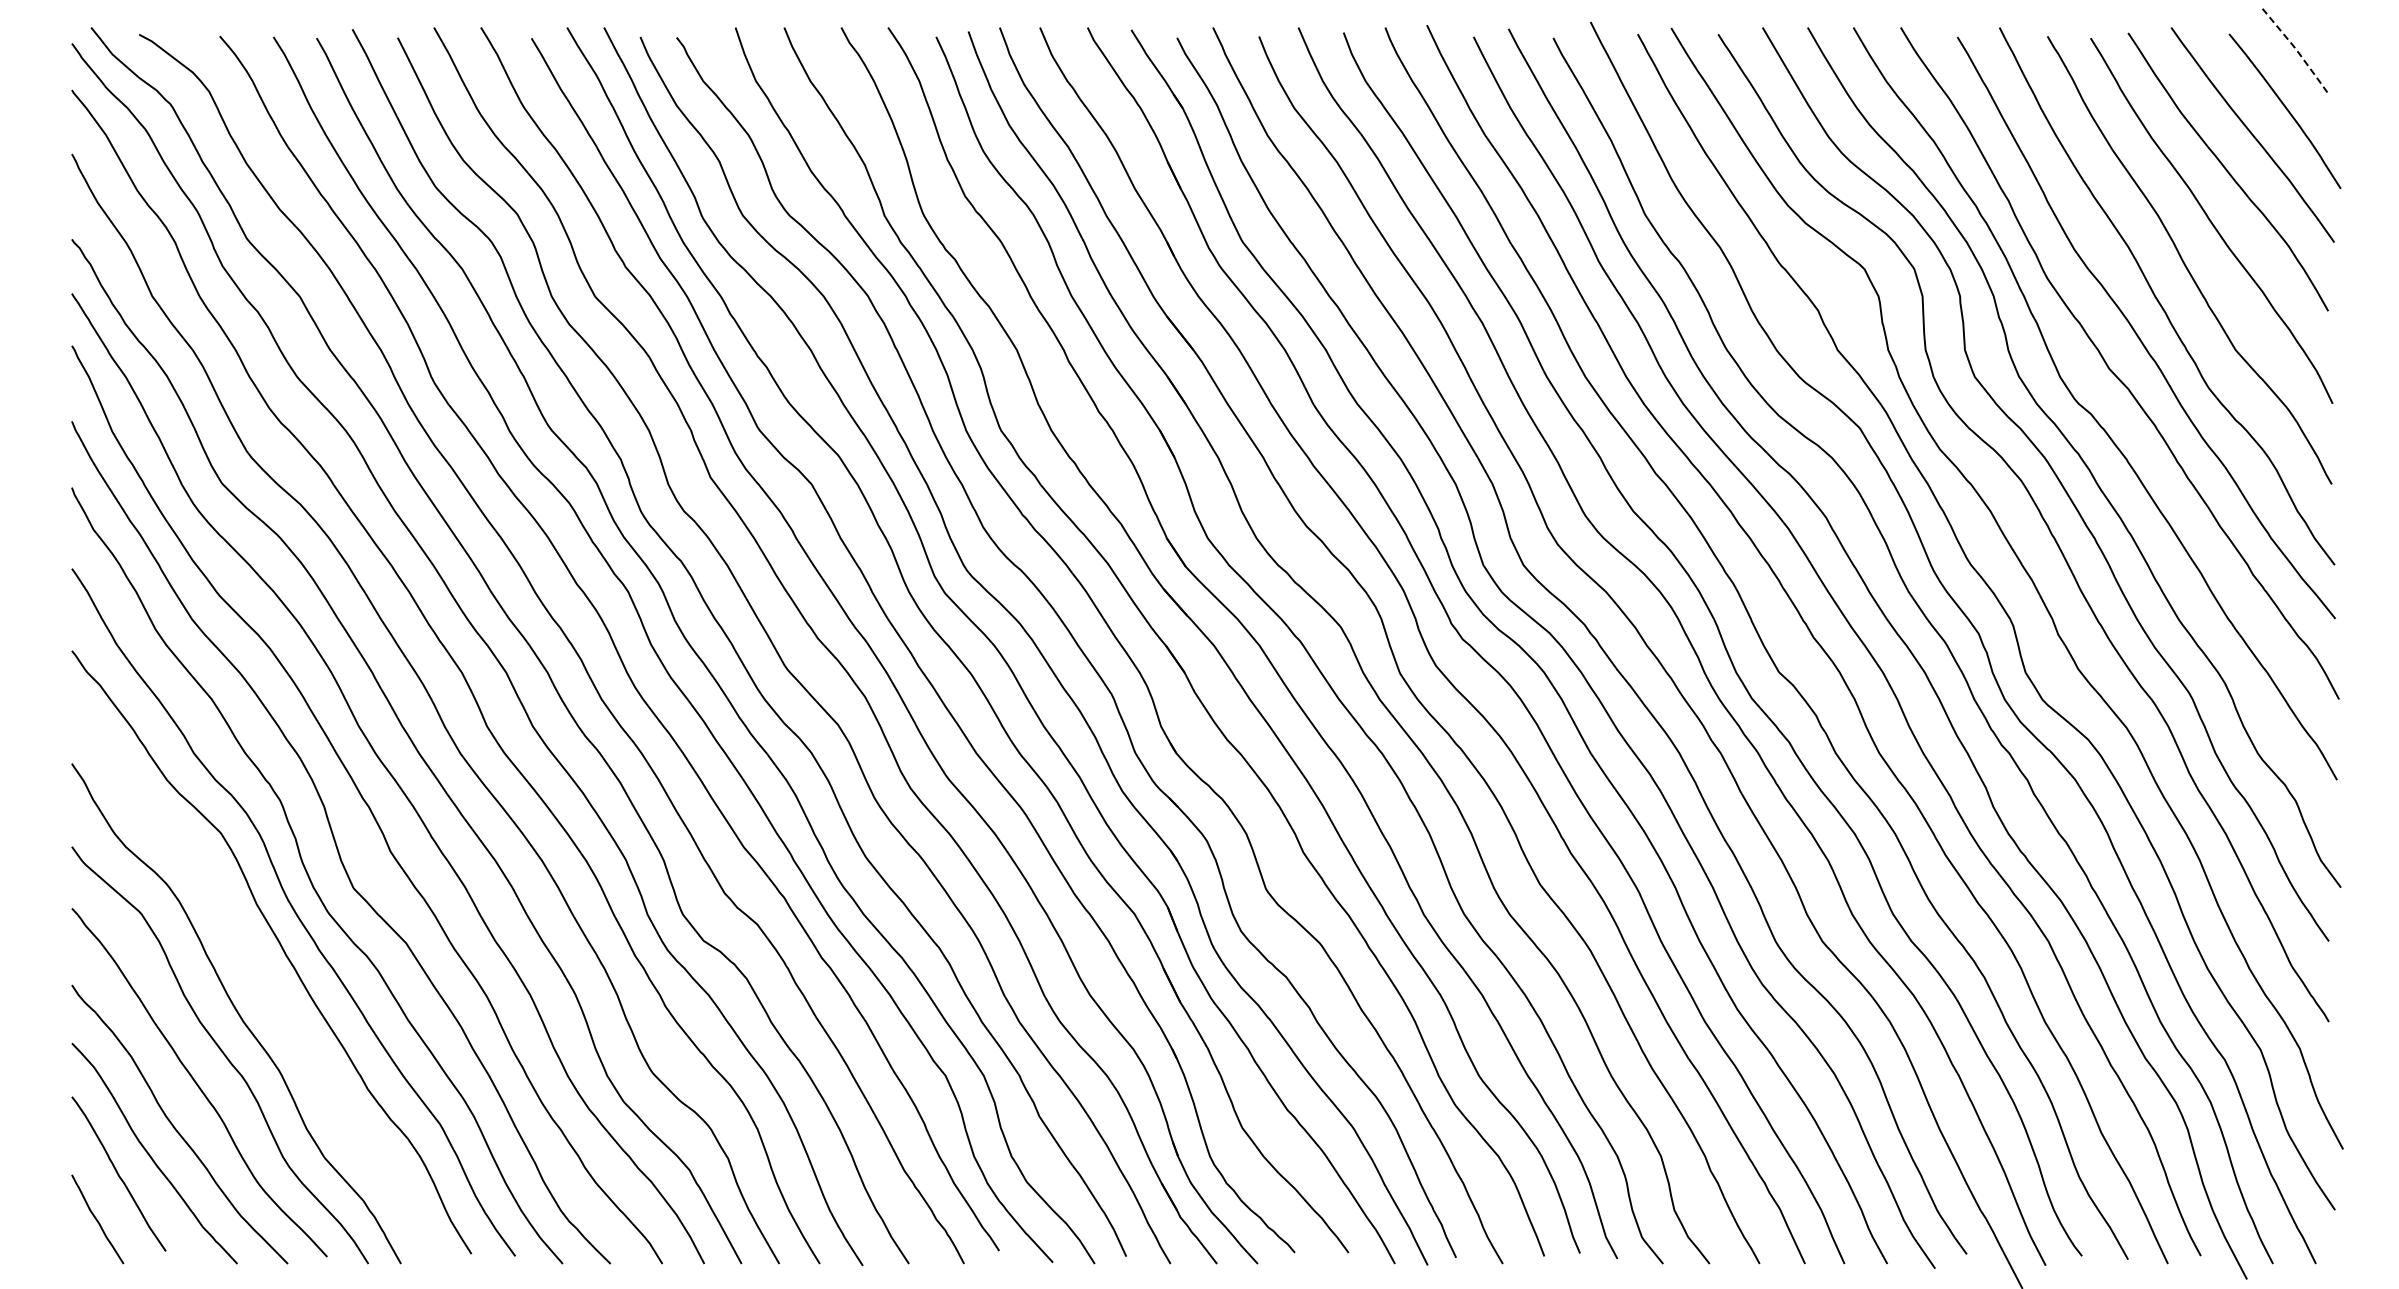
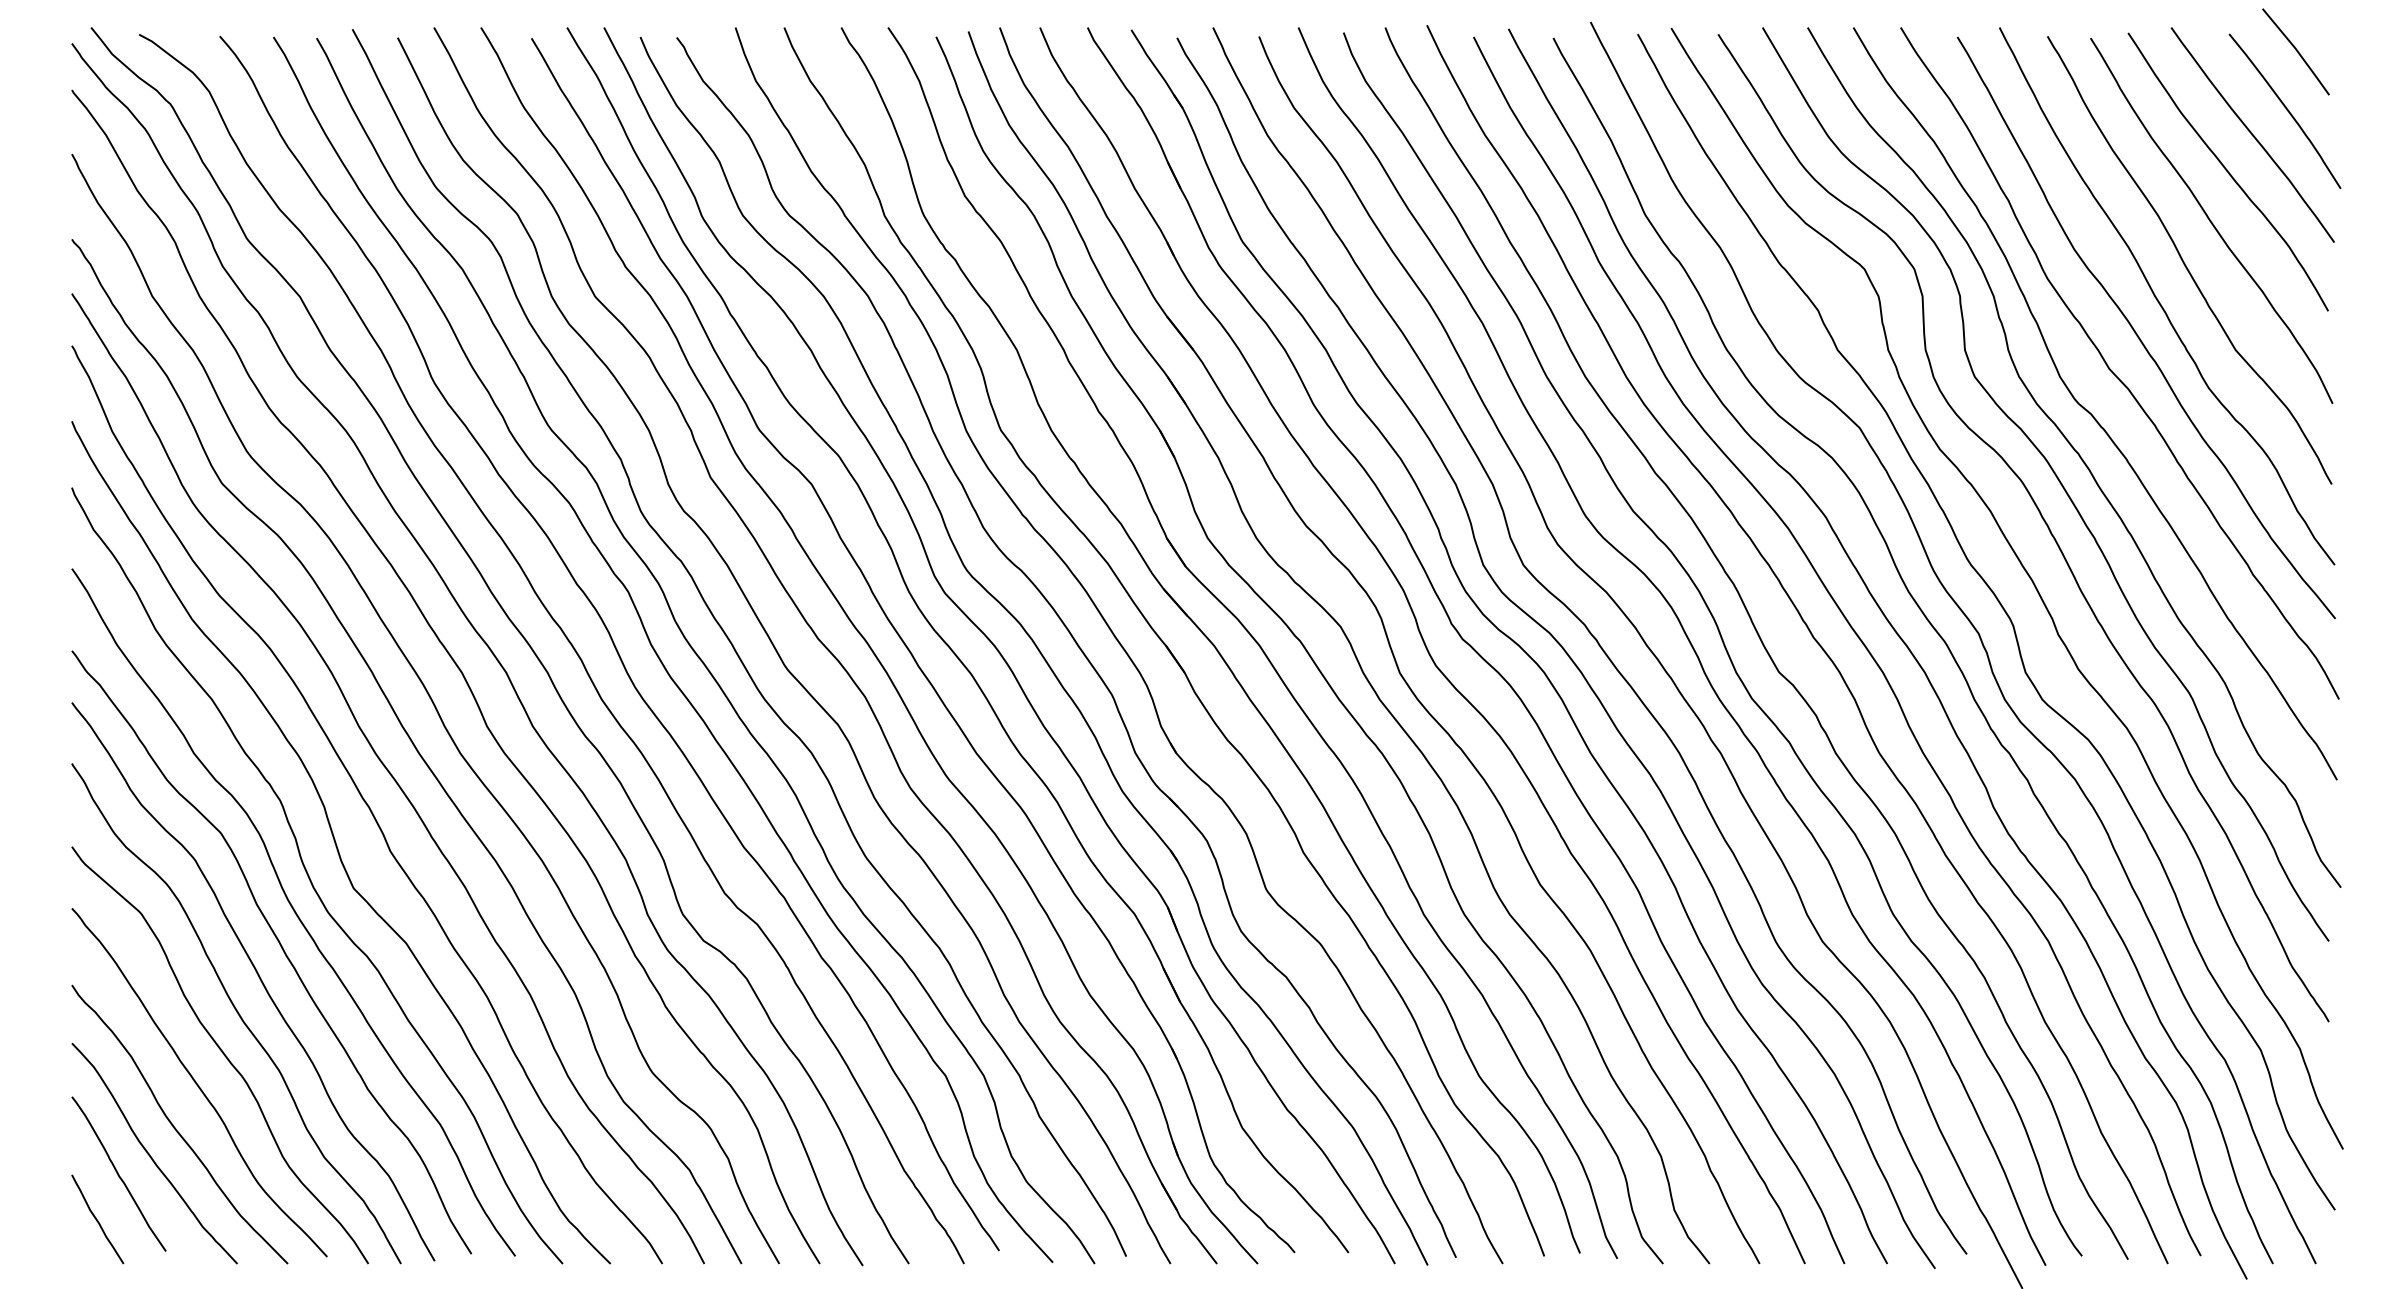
line: dashed -> solid (2297, 51)
curve: none -> present (259, 979)
